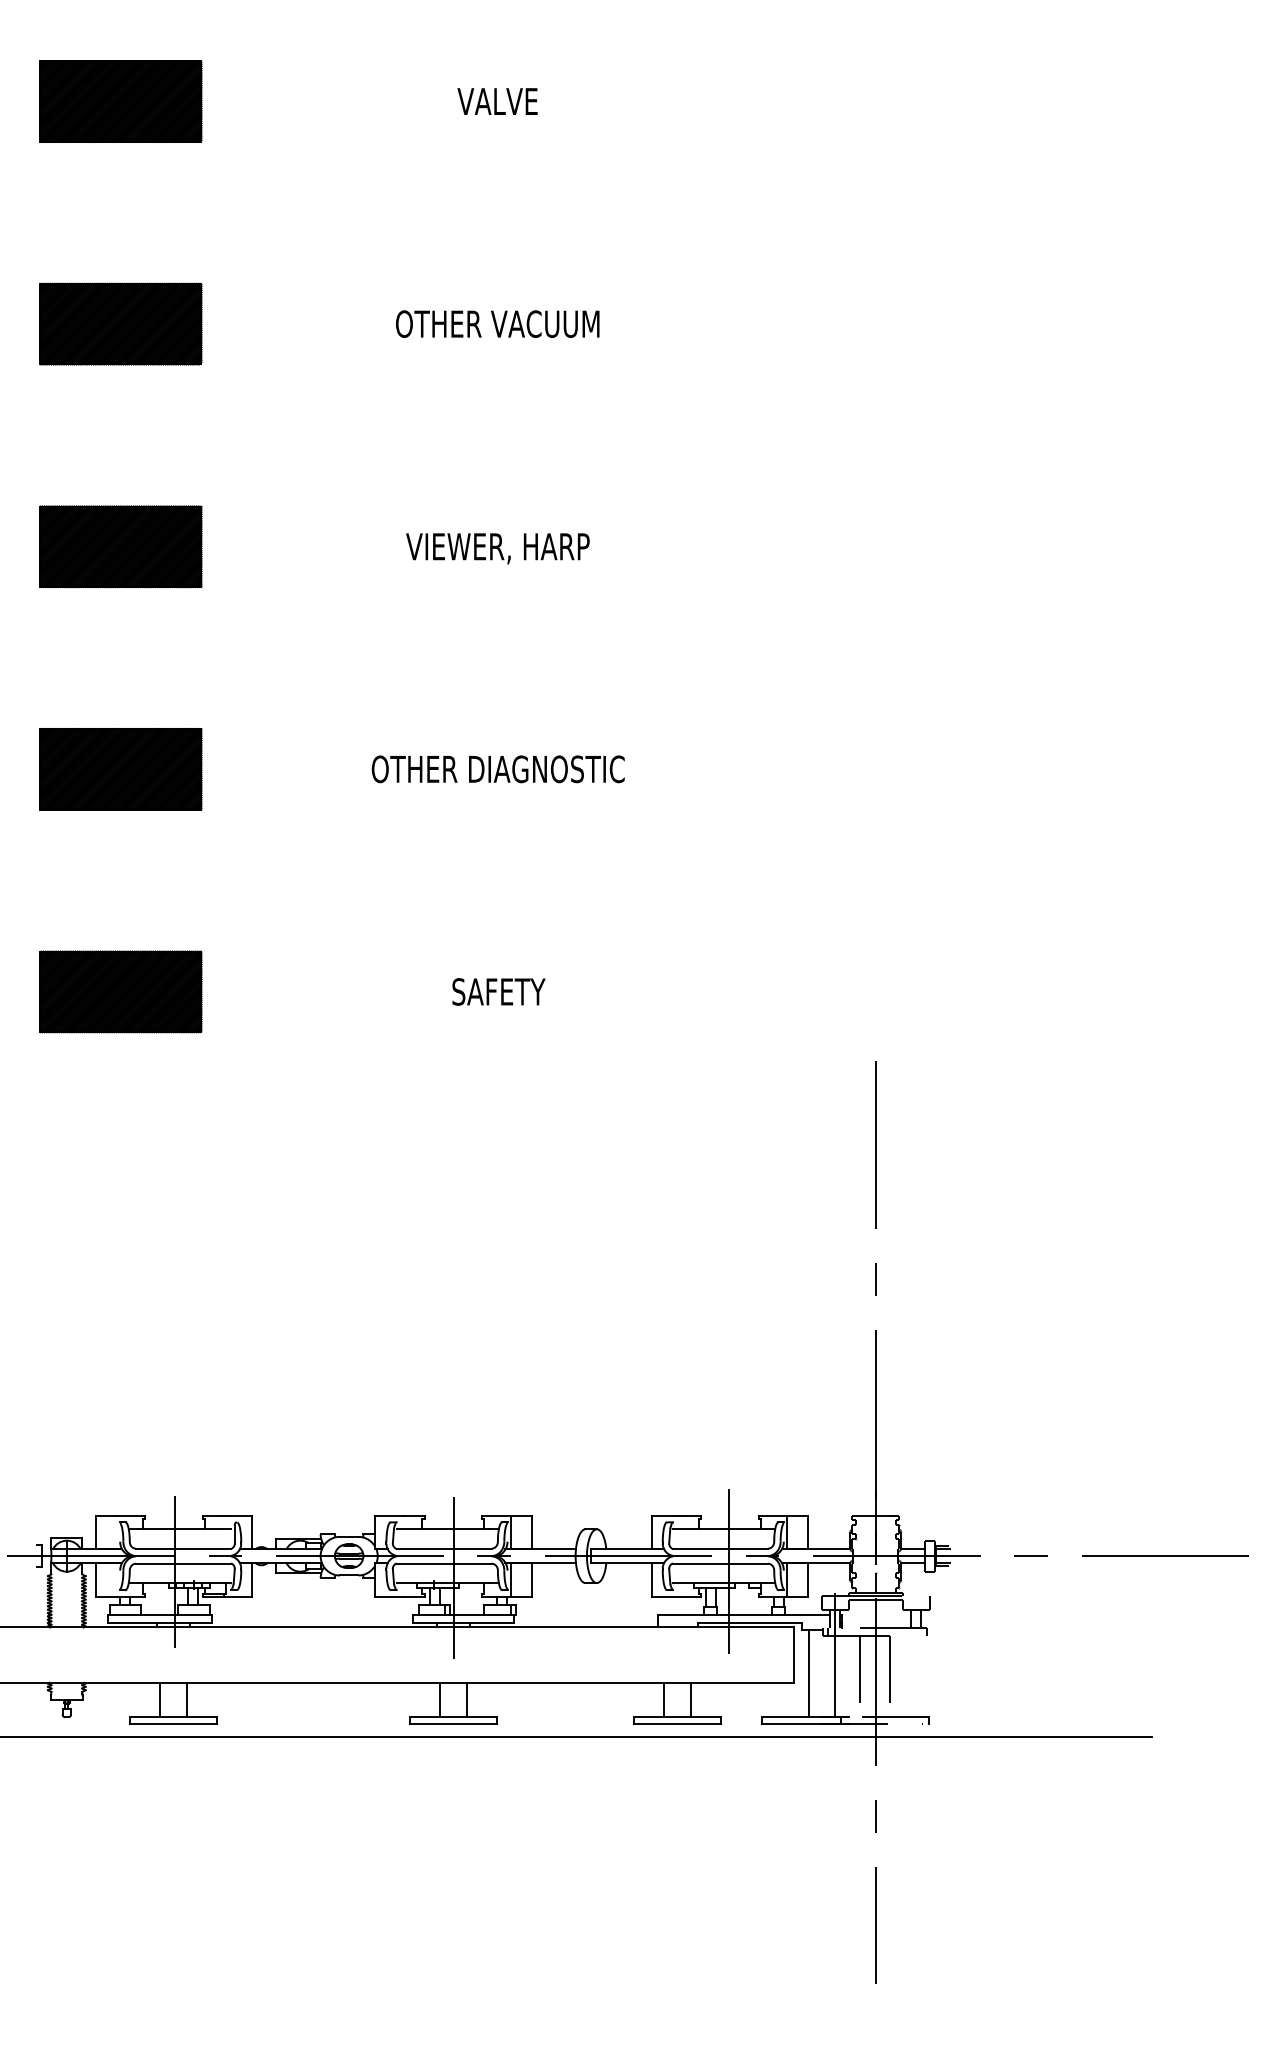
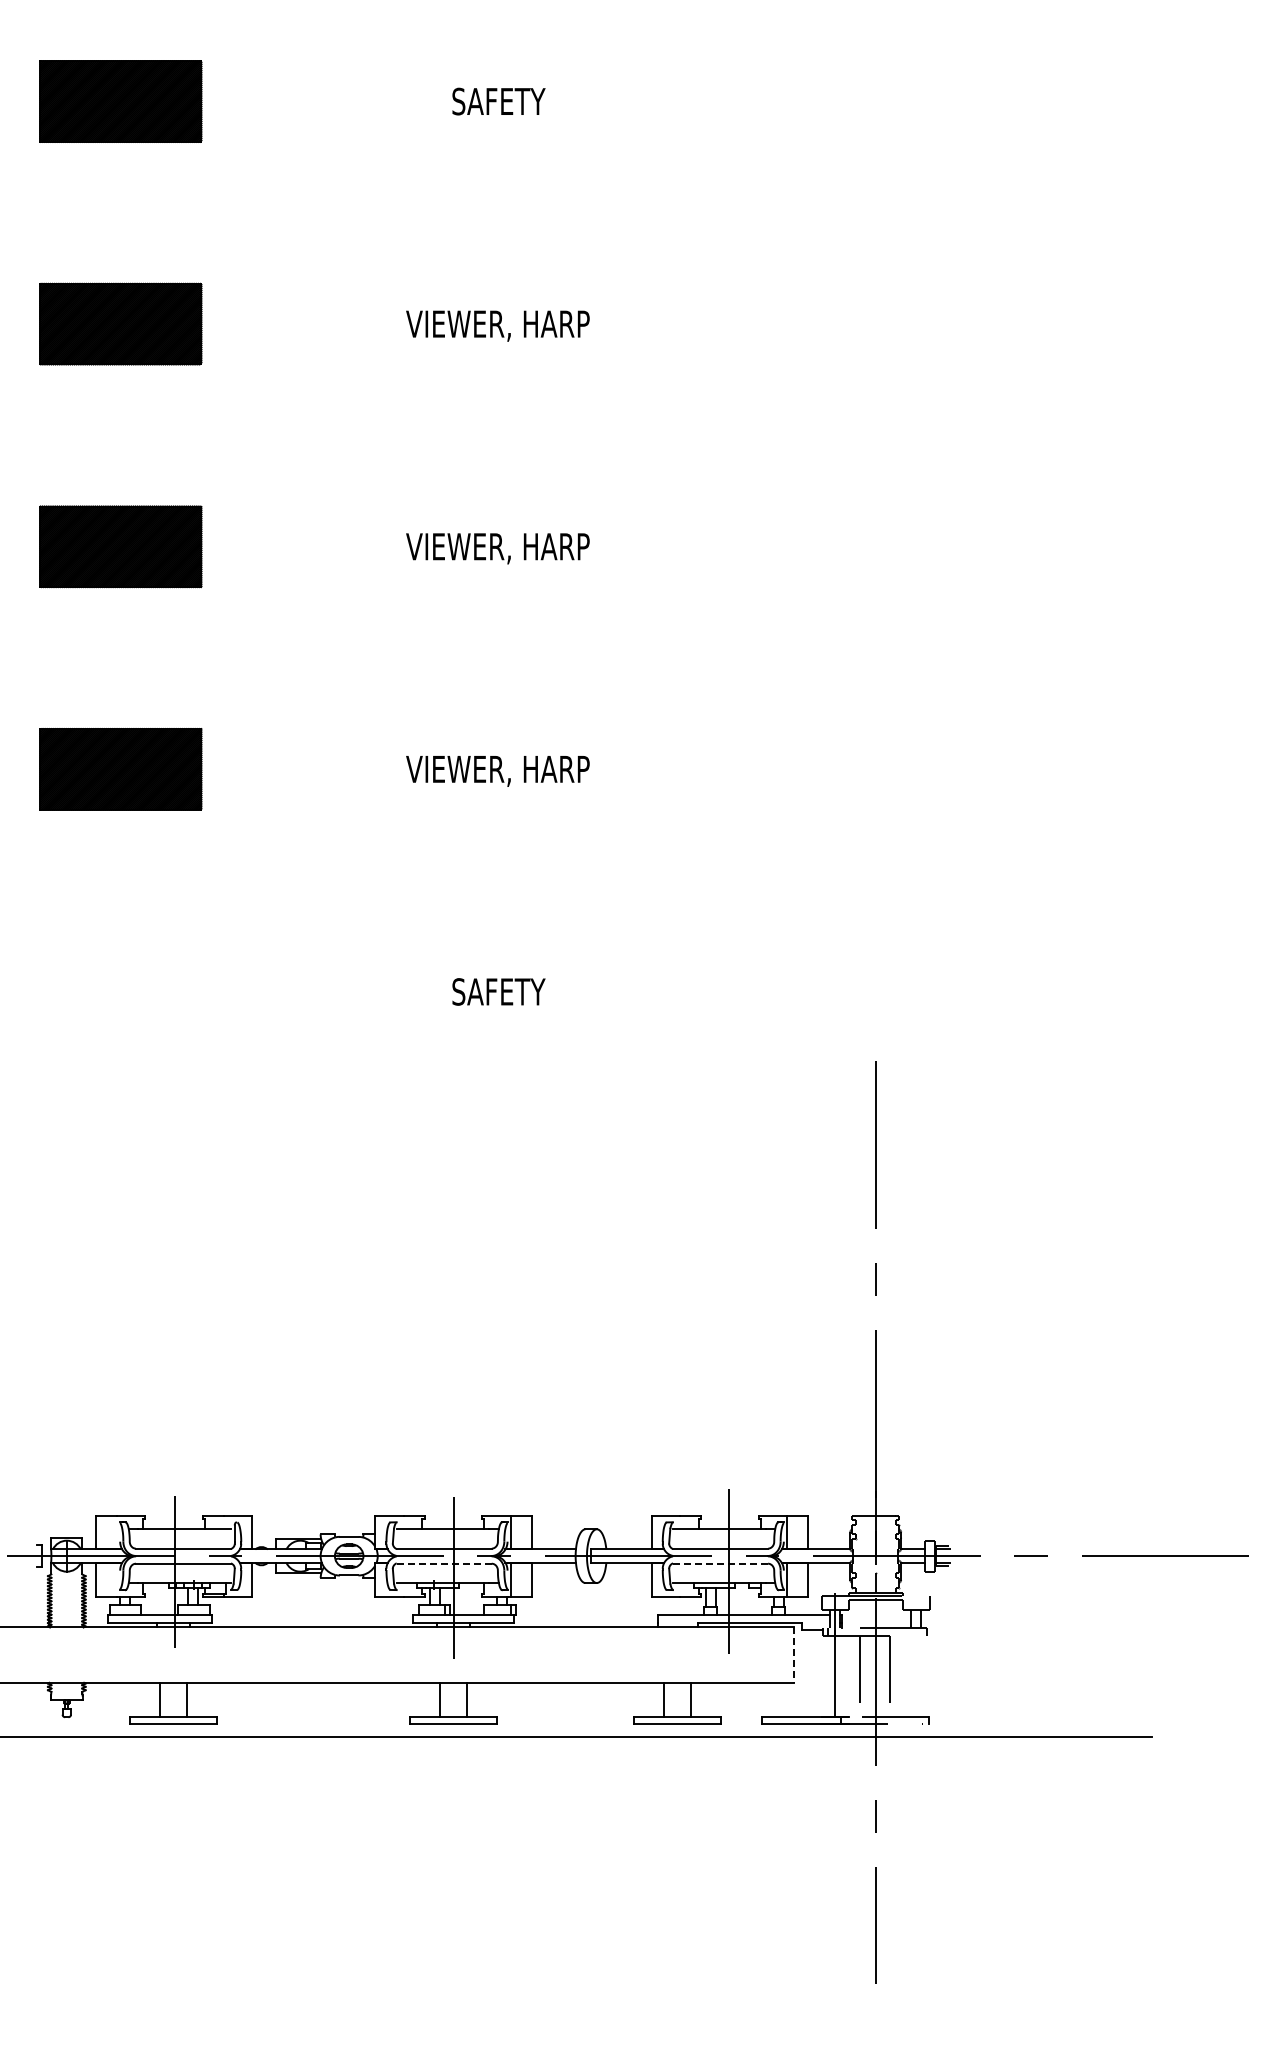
text: VALVE -> SAFETY (498, 101)
text: OTHER VACUUM -> VIEWER, HARP (497, 325)
text: OTHER DIAGNOSTIC -> VIEWER, HARP (497, 770)
part: present -> none (120, 991)
line: solid -> dashed (443, 1563)
line: solid -> dashed (719, 1563)
line: solid -> dashed (794, 1655)
line: present -> none (808, 1673)
